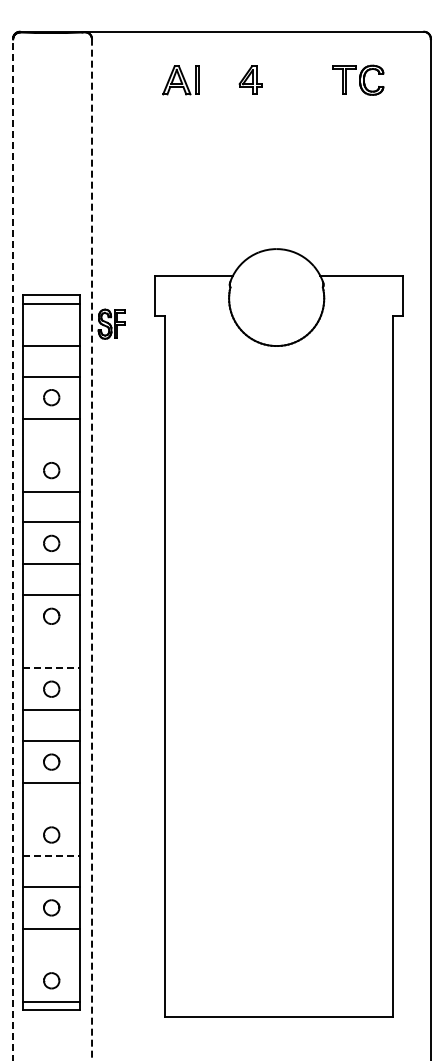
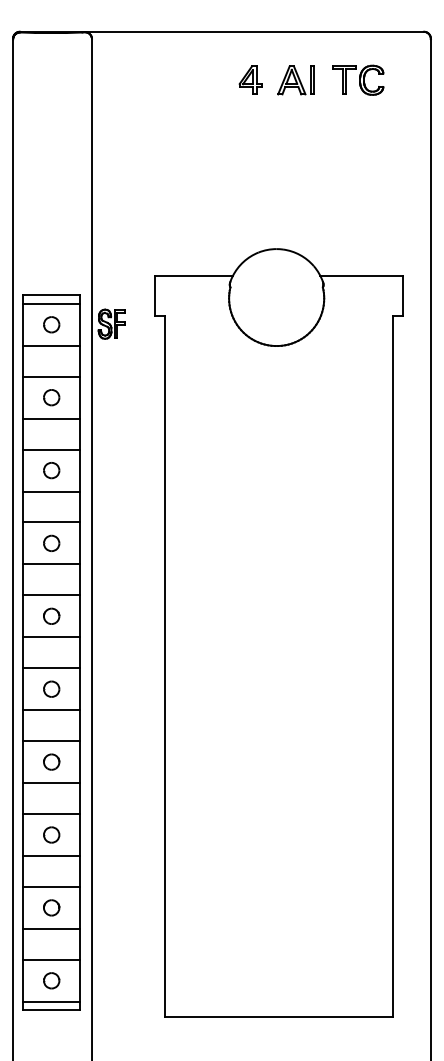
part position: (180, 80) -> (295, 80) (295, 80)
part: none -> present (51, 324)
line: none -> present (50, 449)
line: dashed -> solid (13, 549)
line: dashed -> solid (92, 549)
line: none -> present (50, 637)
line: dashed -> solid (51, 668)
line: none -> present (50, 814)
line: dashed -> solid (51, 856)
line: none -> present (50, 959)
